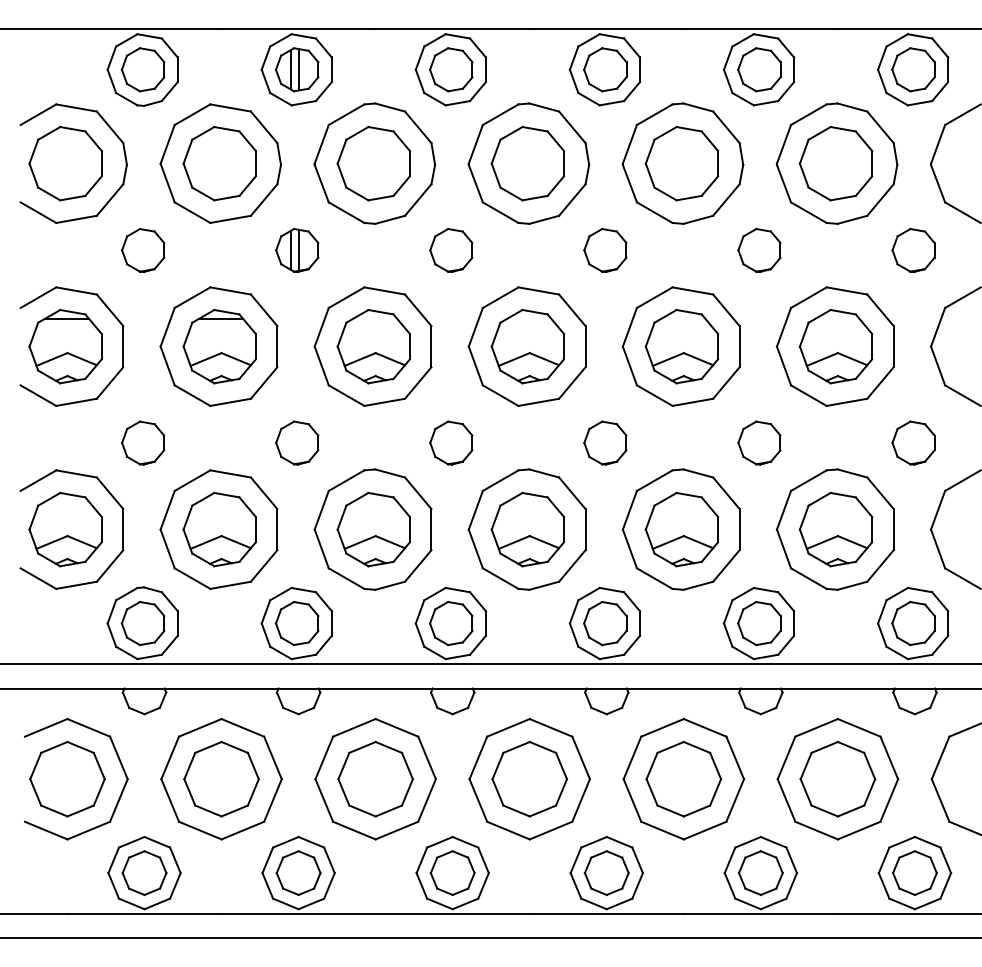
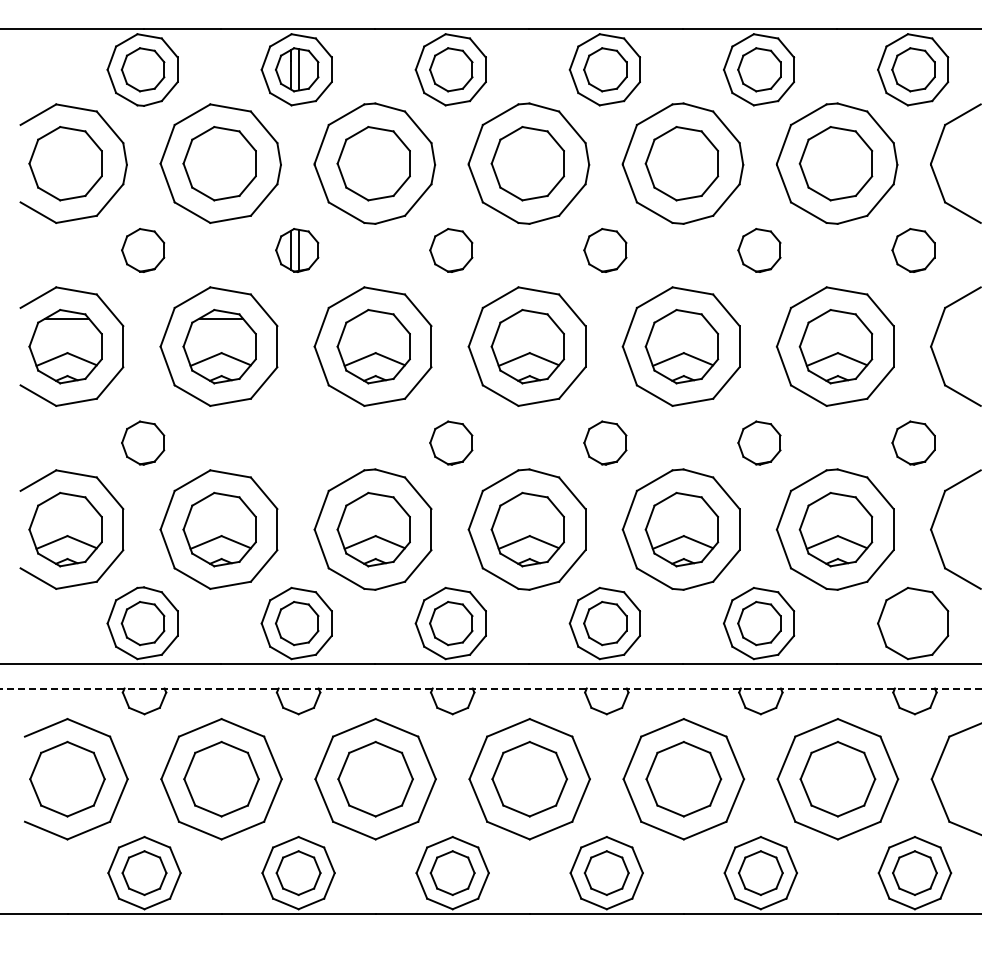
part: present -> none (297, 442)
part: present -> none (913, 623)
line: solid -> dashed (490, 688)
line: present -> none (490, 938)
